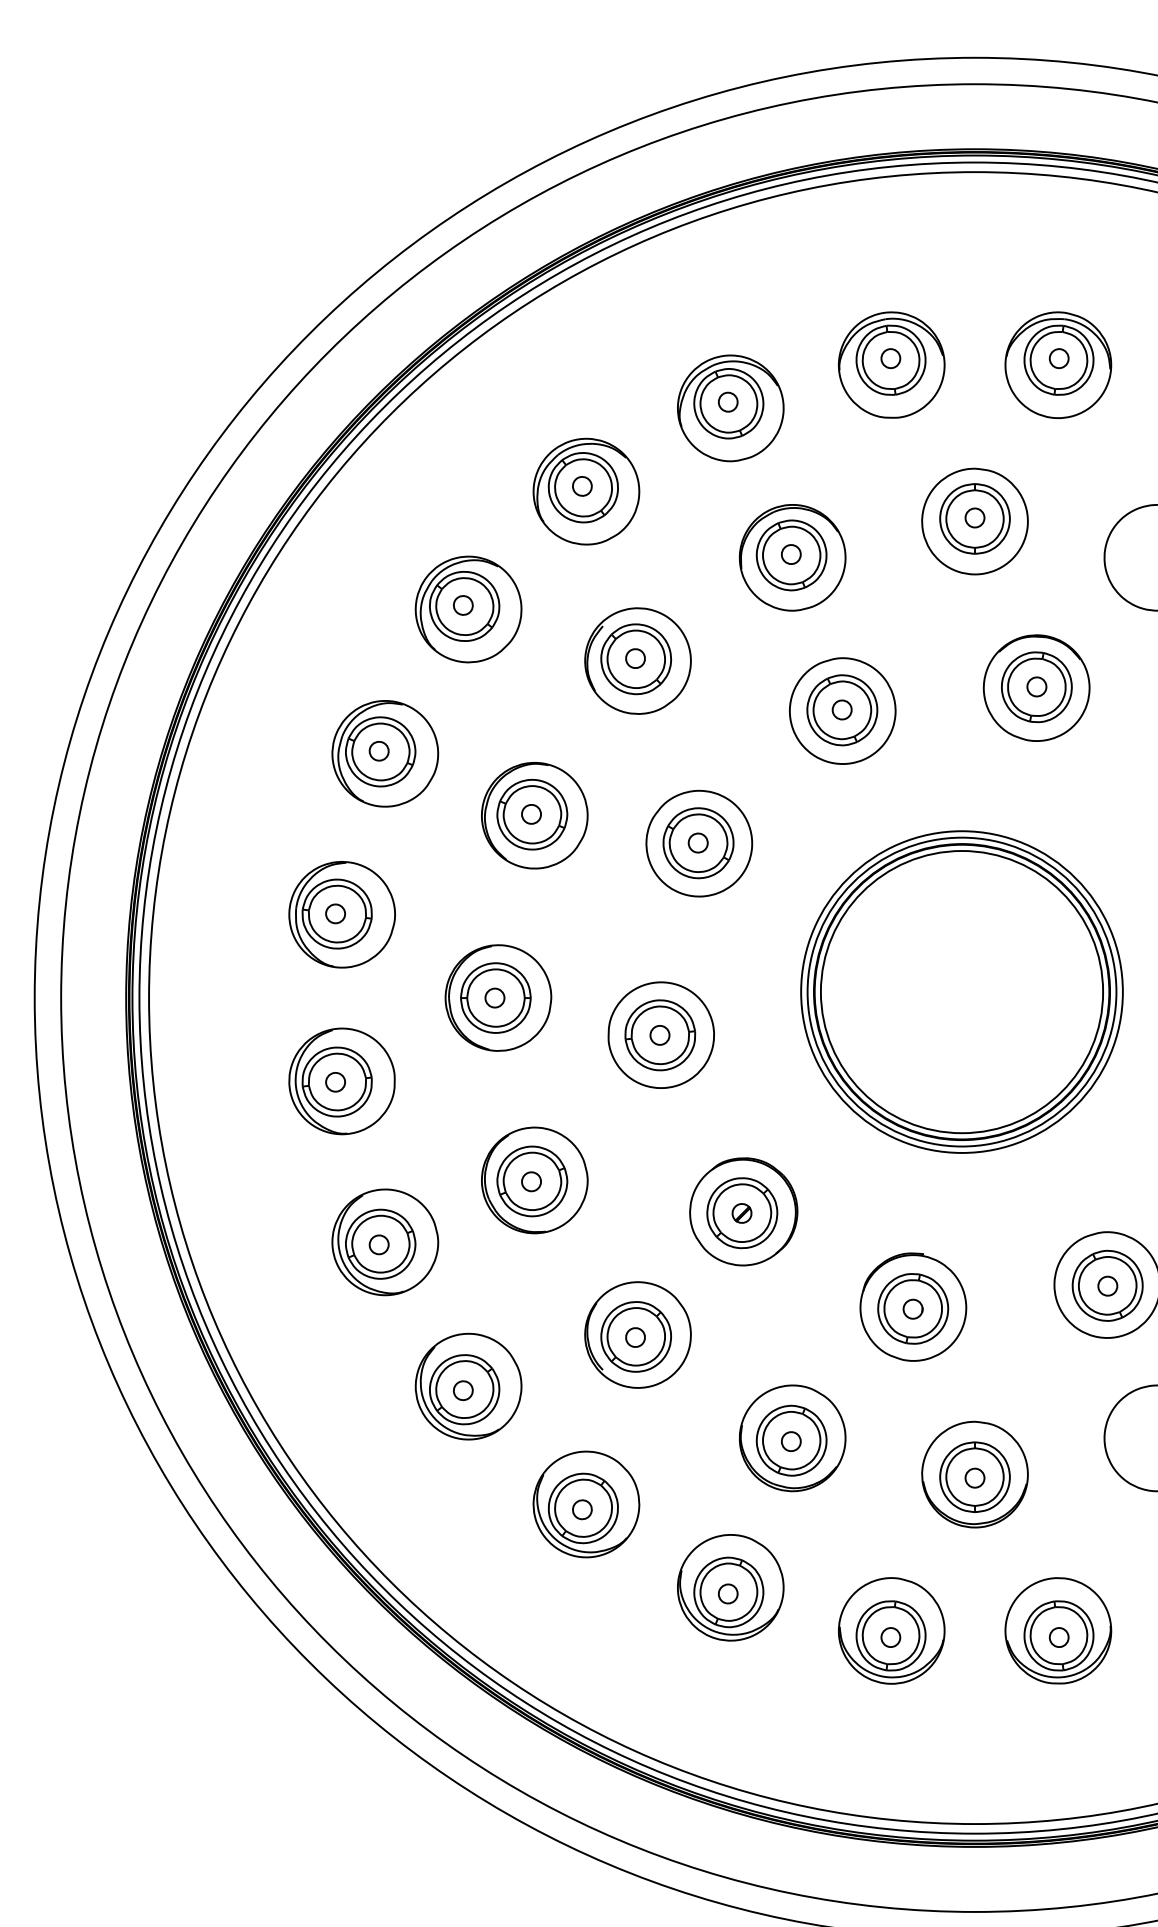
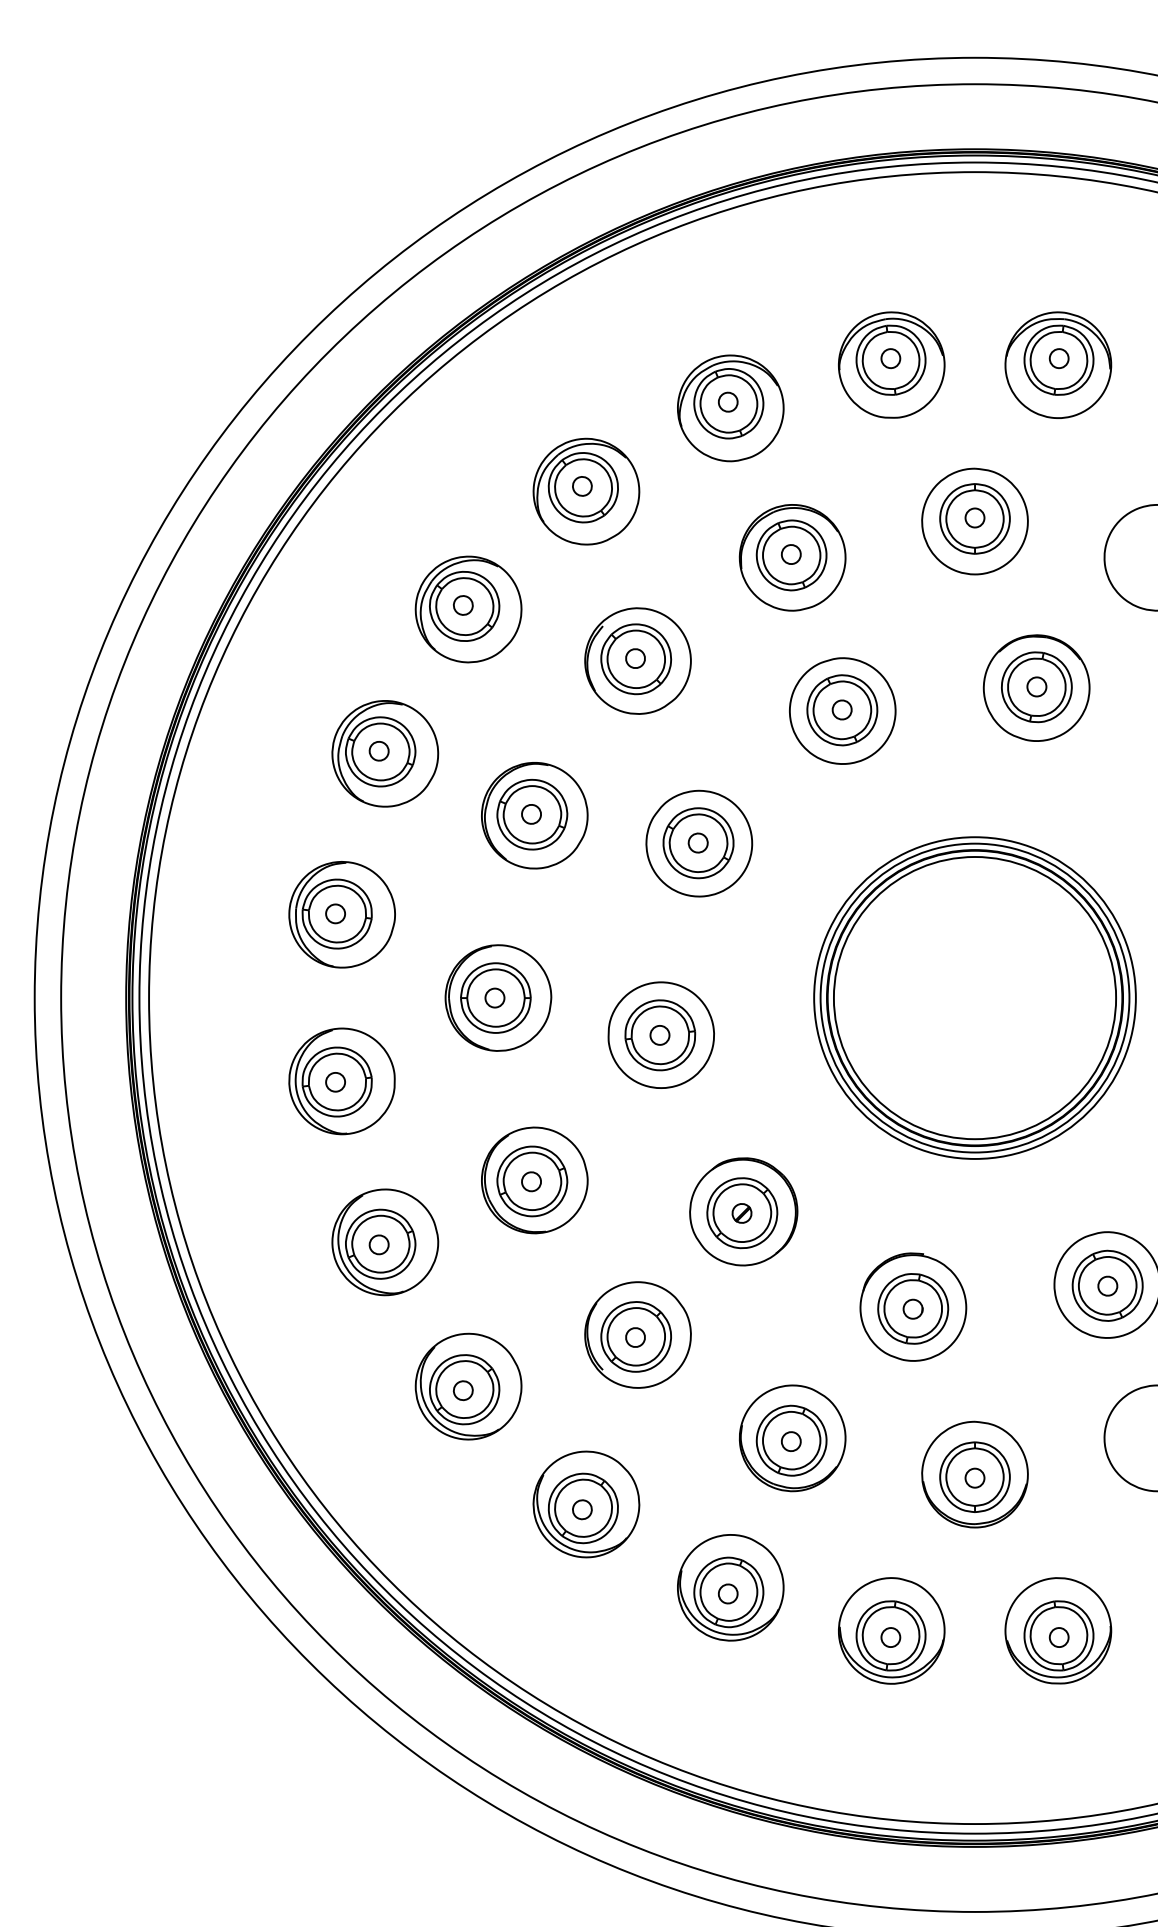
part position: (961, 991) -> (974, 997) (974, 997)
